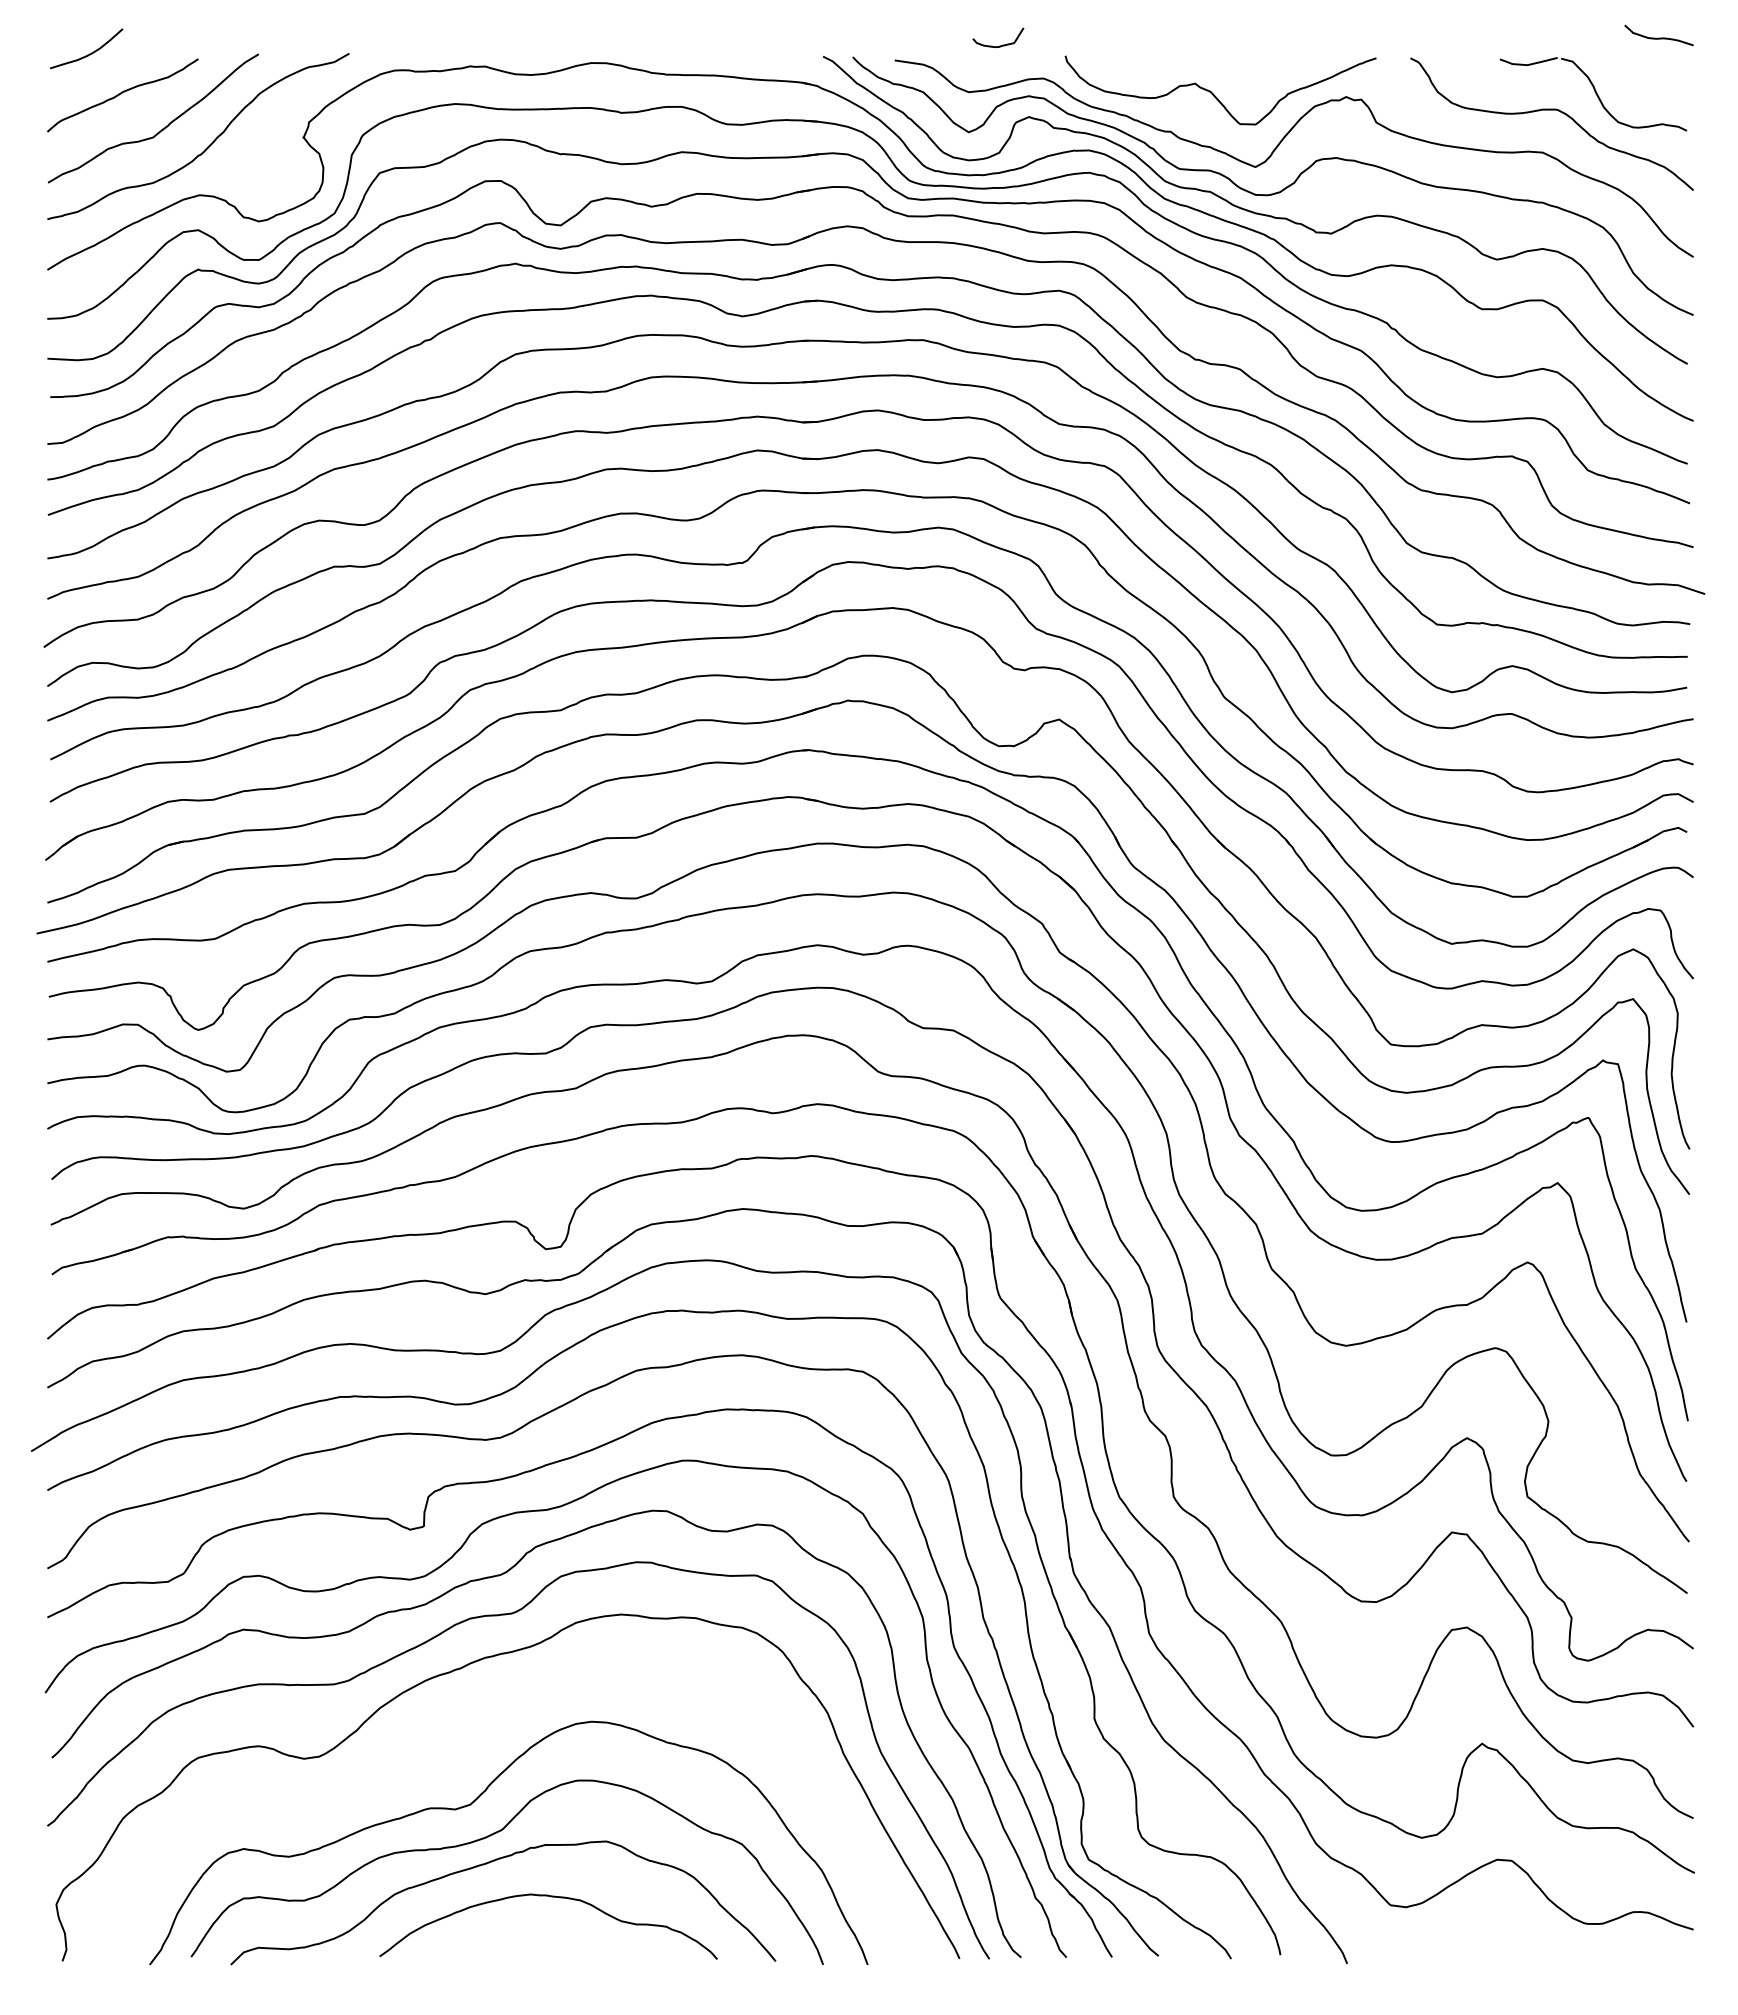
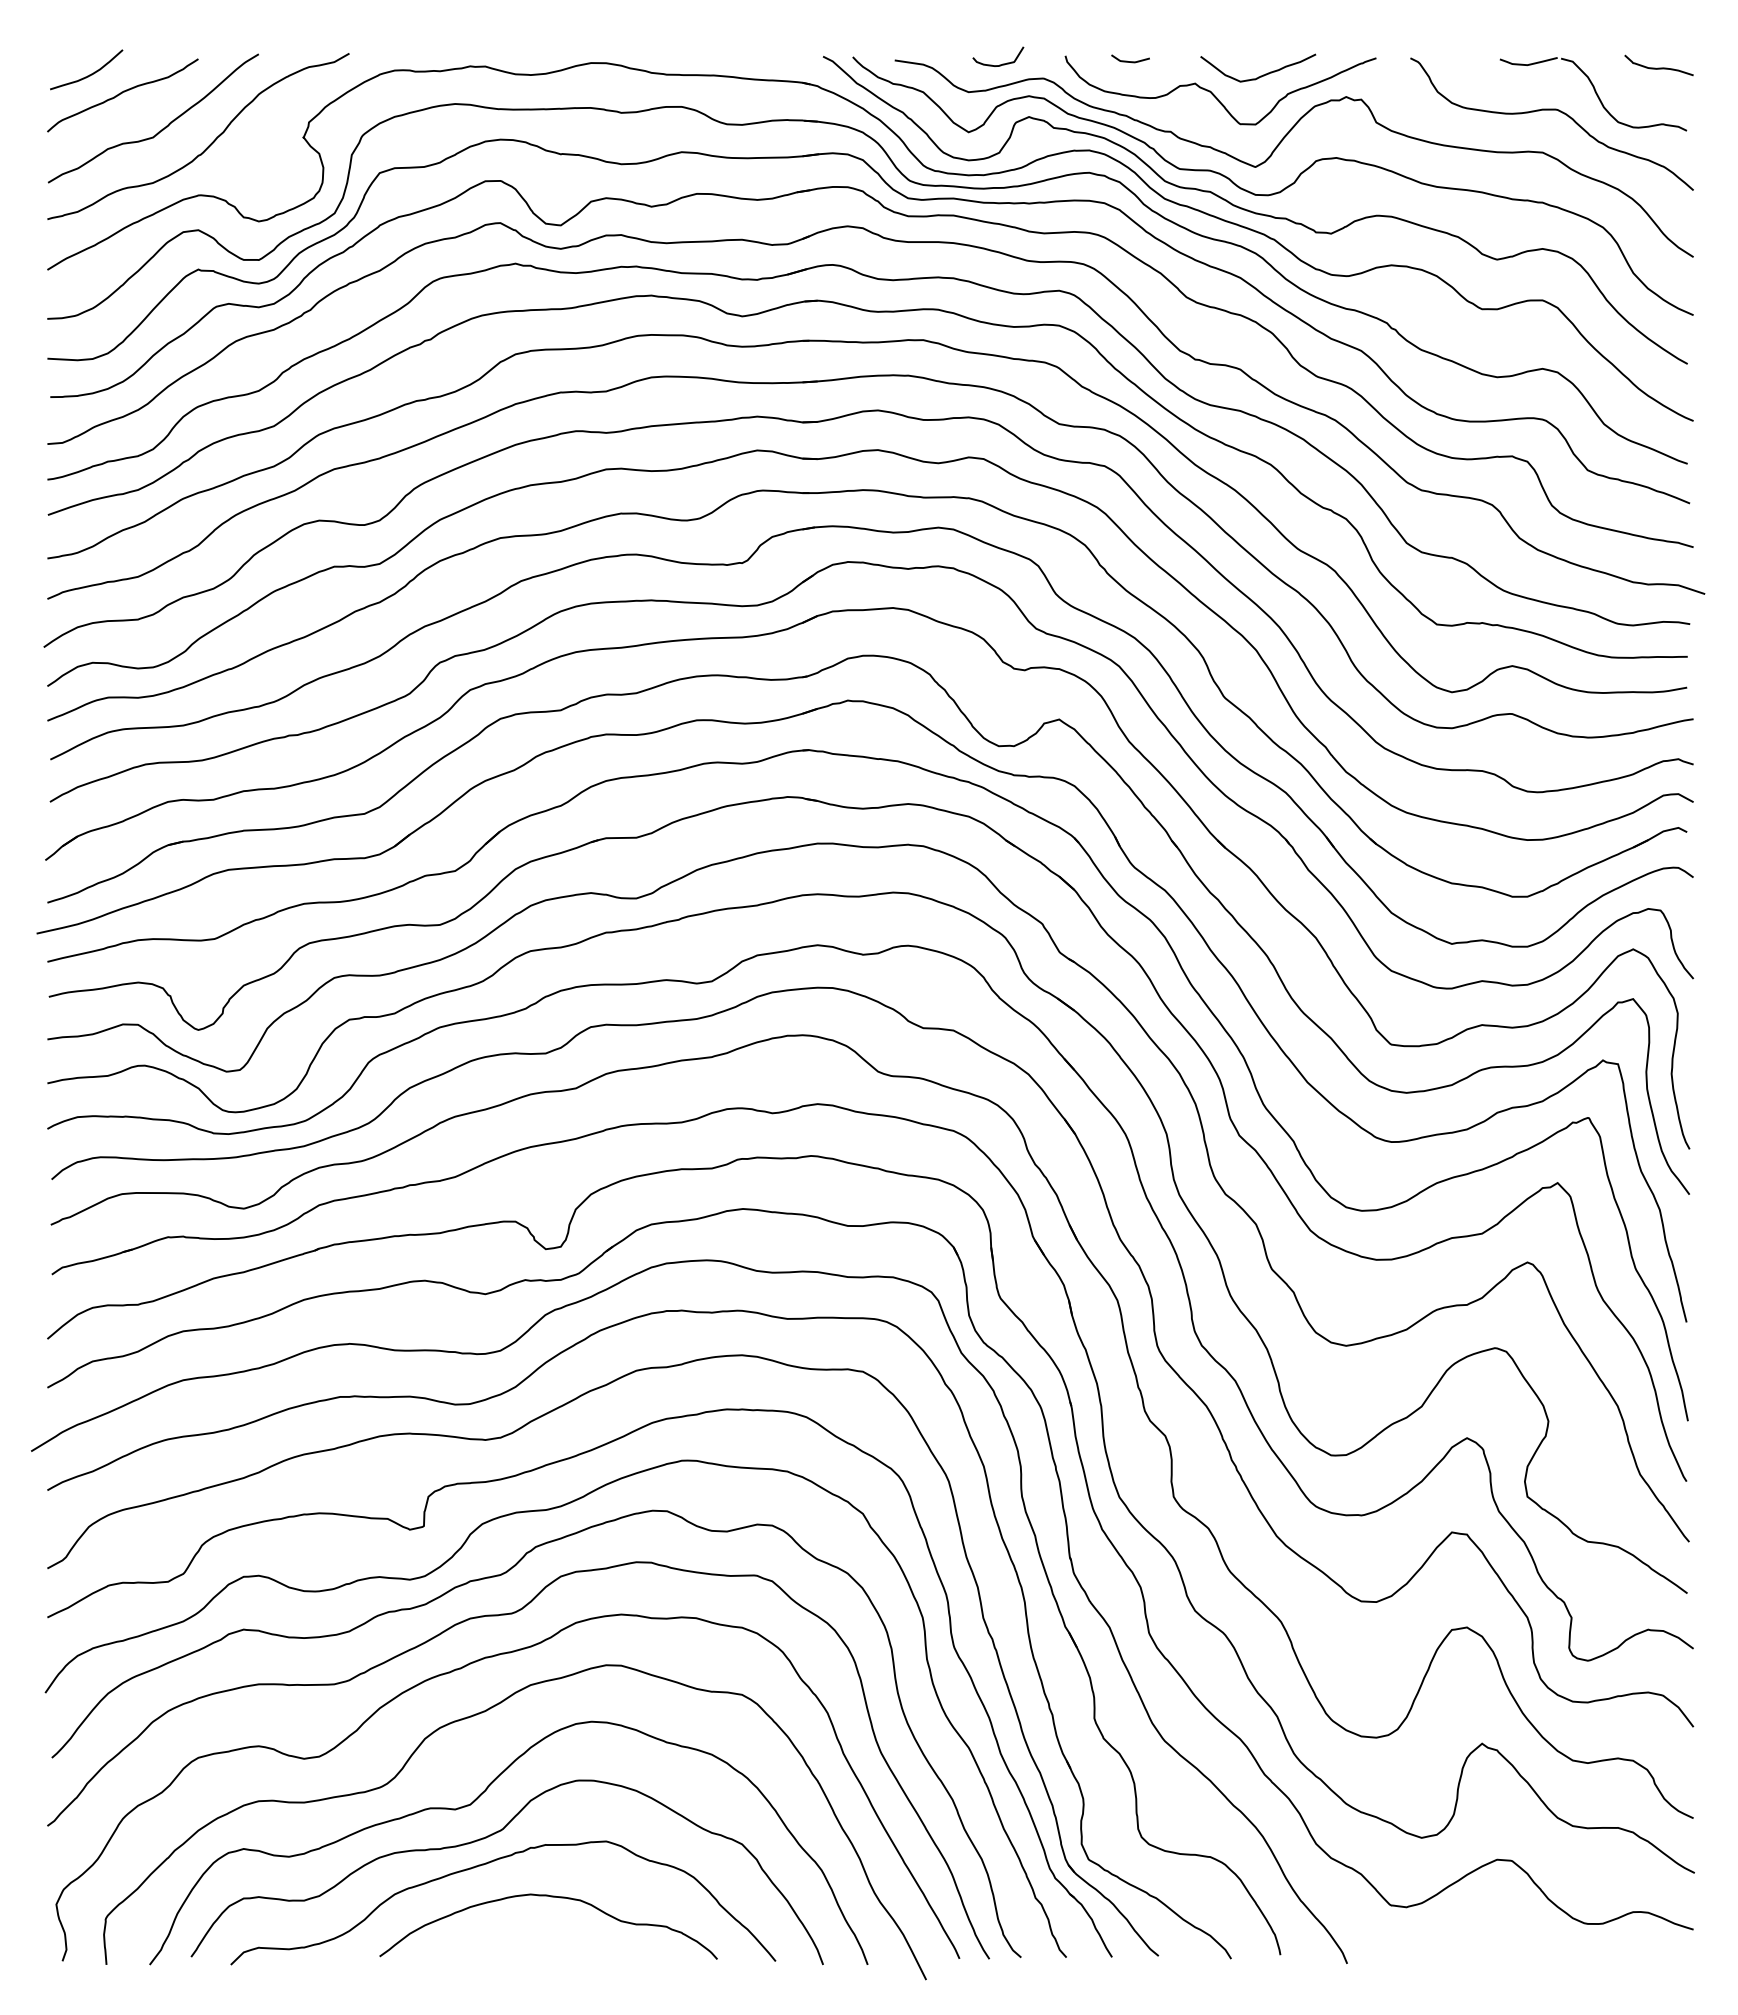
curve position: (1658, 37) -> (1658, 67) (1658, 67)
curve position: (1002, 44) -> (1002, 63) (1002, 63)
curve position: (89, 53) -> (89, 74) (89, 74)
curve: none -> present (1130, 61)
curve: none -> present (1260, 75)
curve: none -> present (474, 1716)
